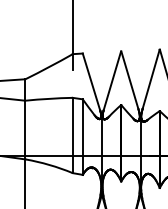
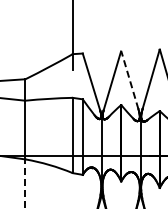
line: solid -> dashed (129, 79)
line: solid -> dashed (25, 184)
